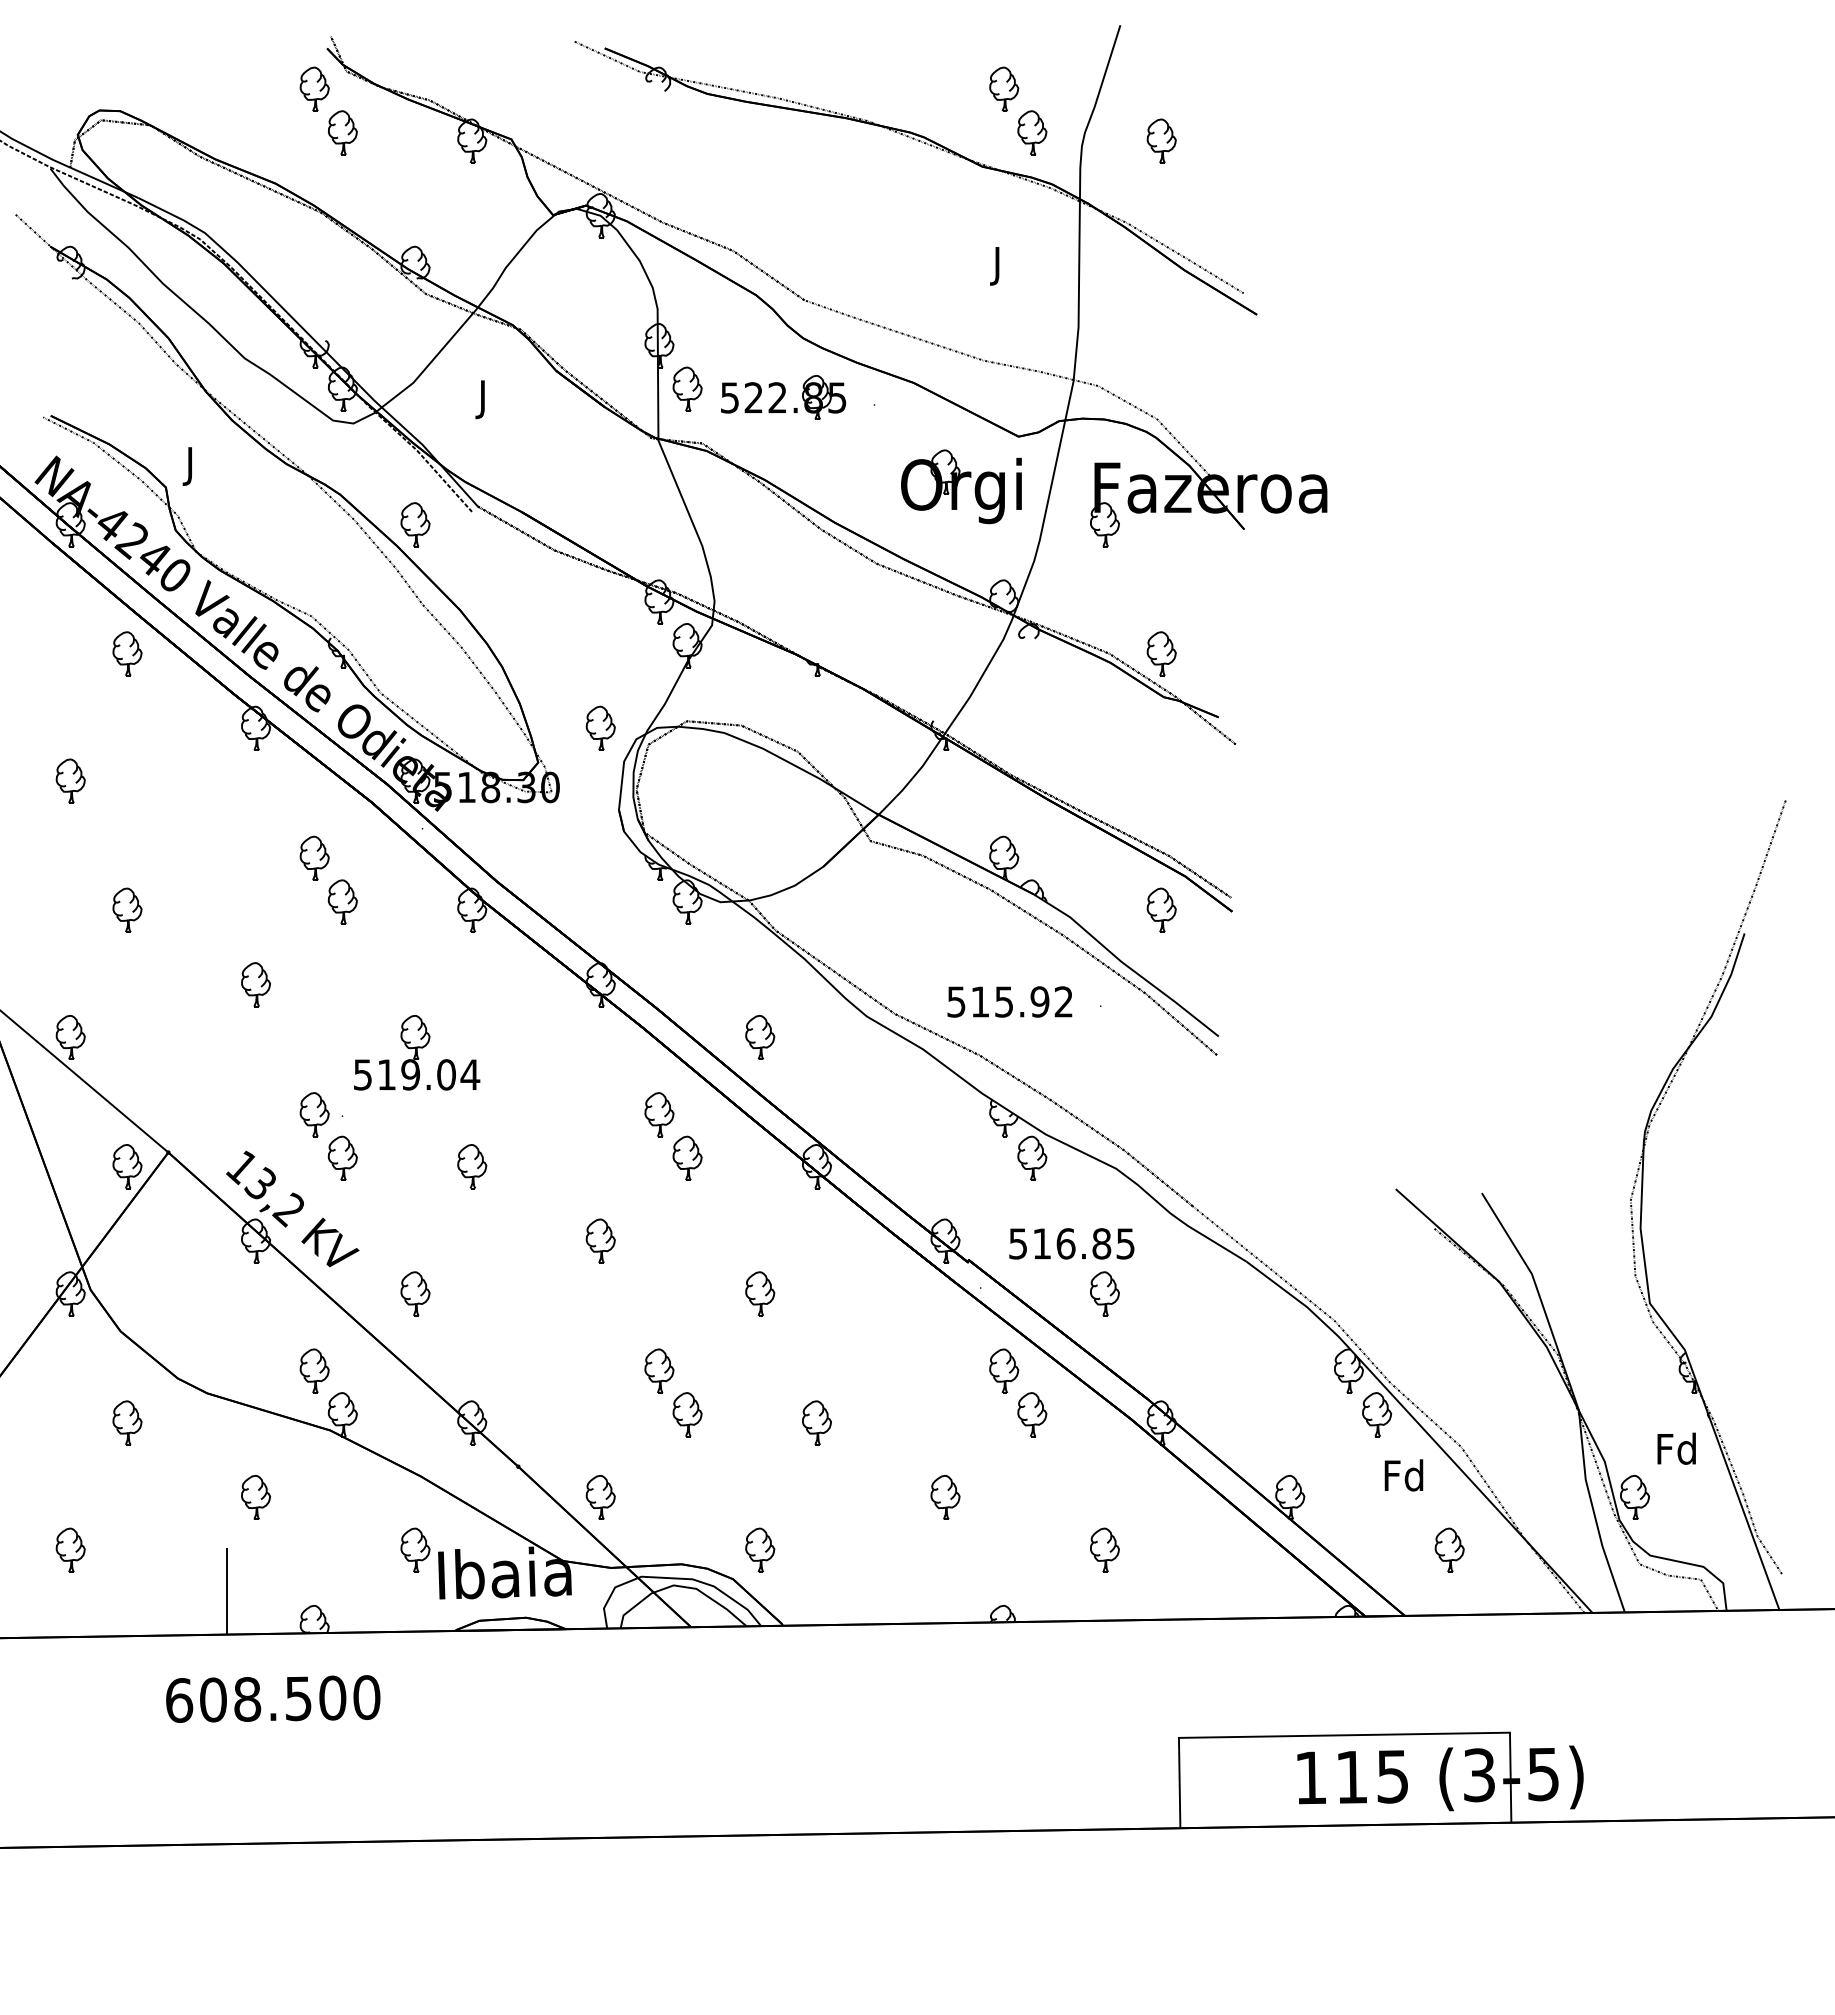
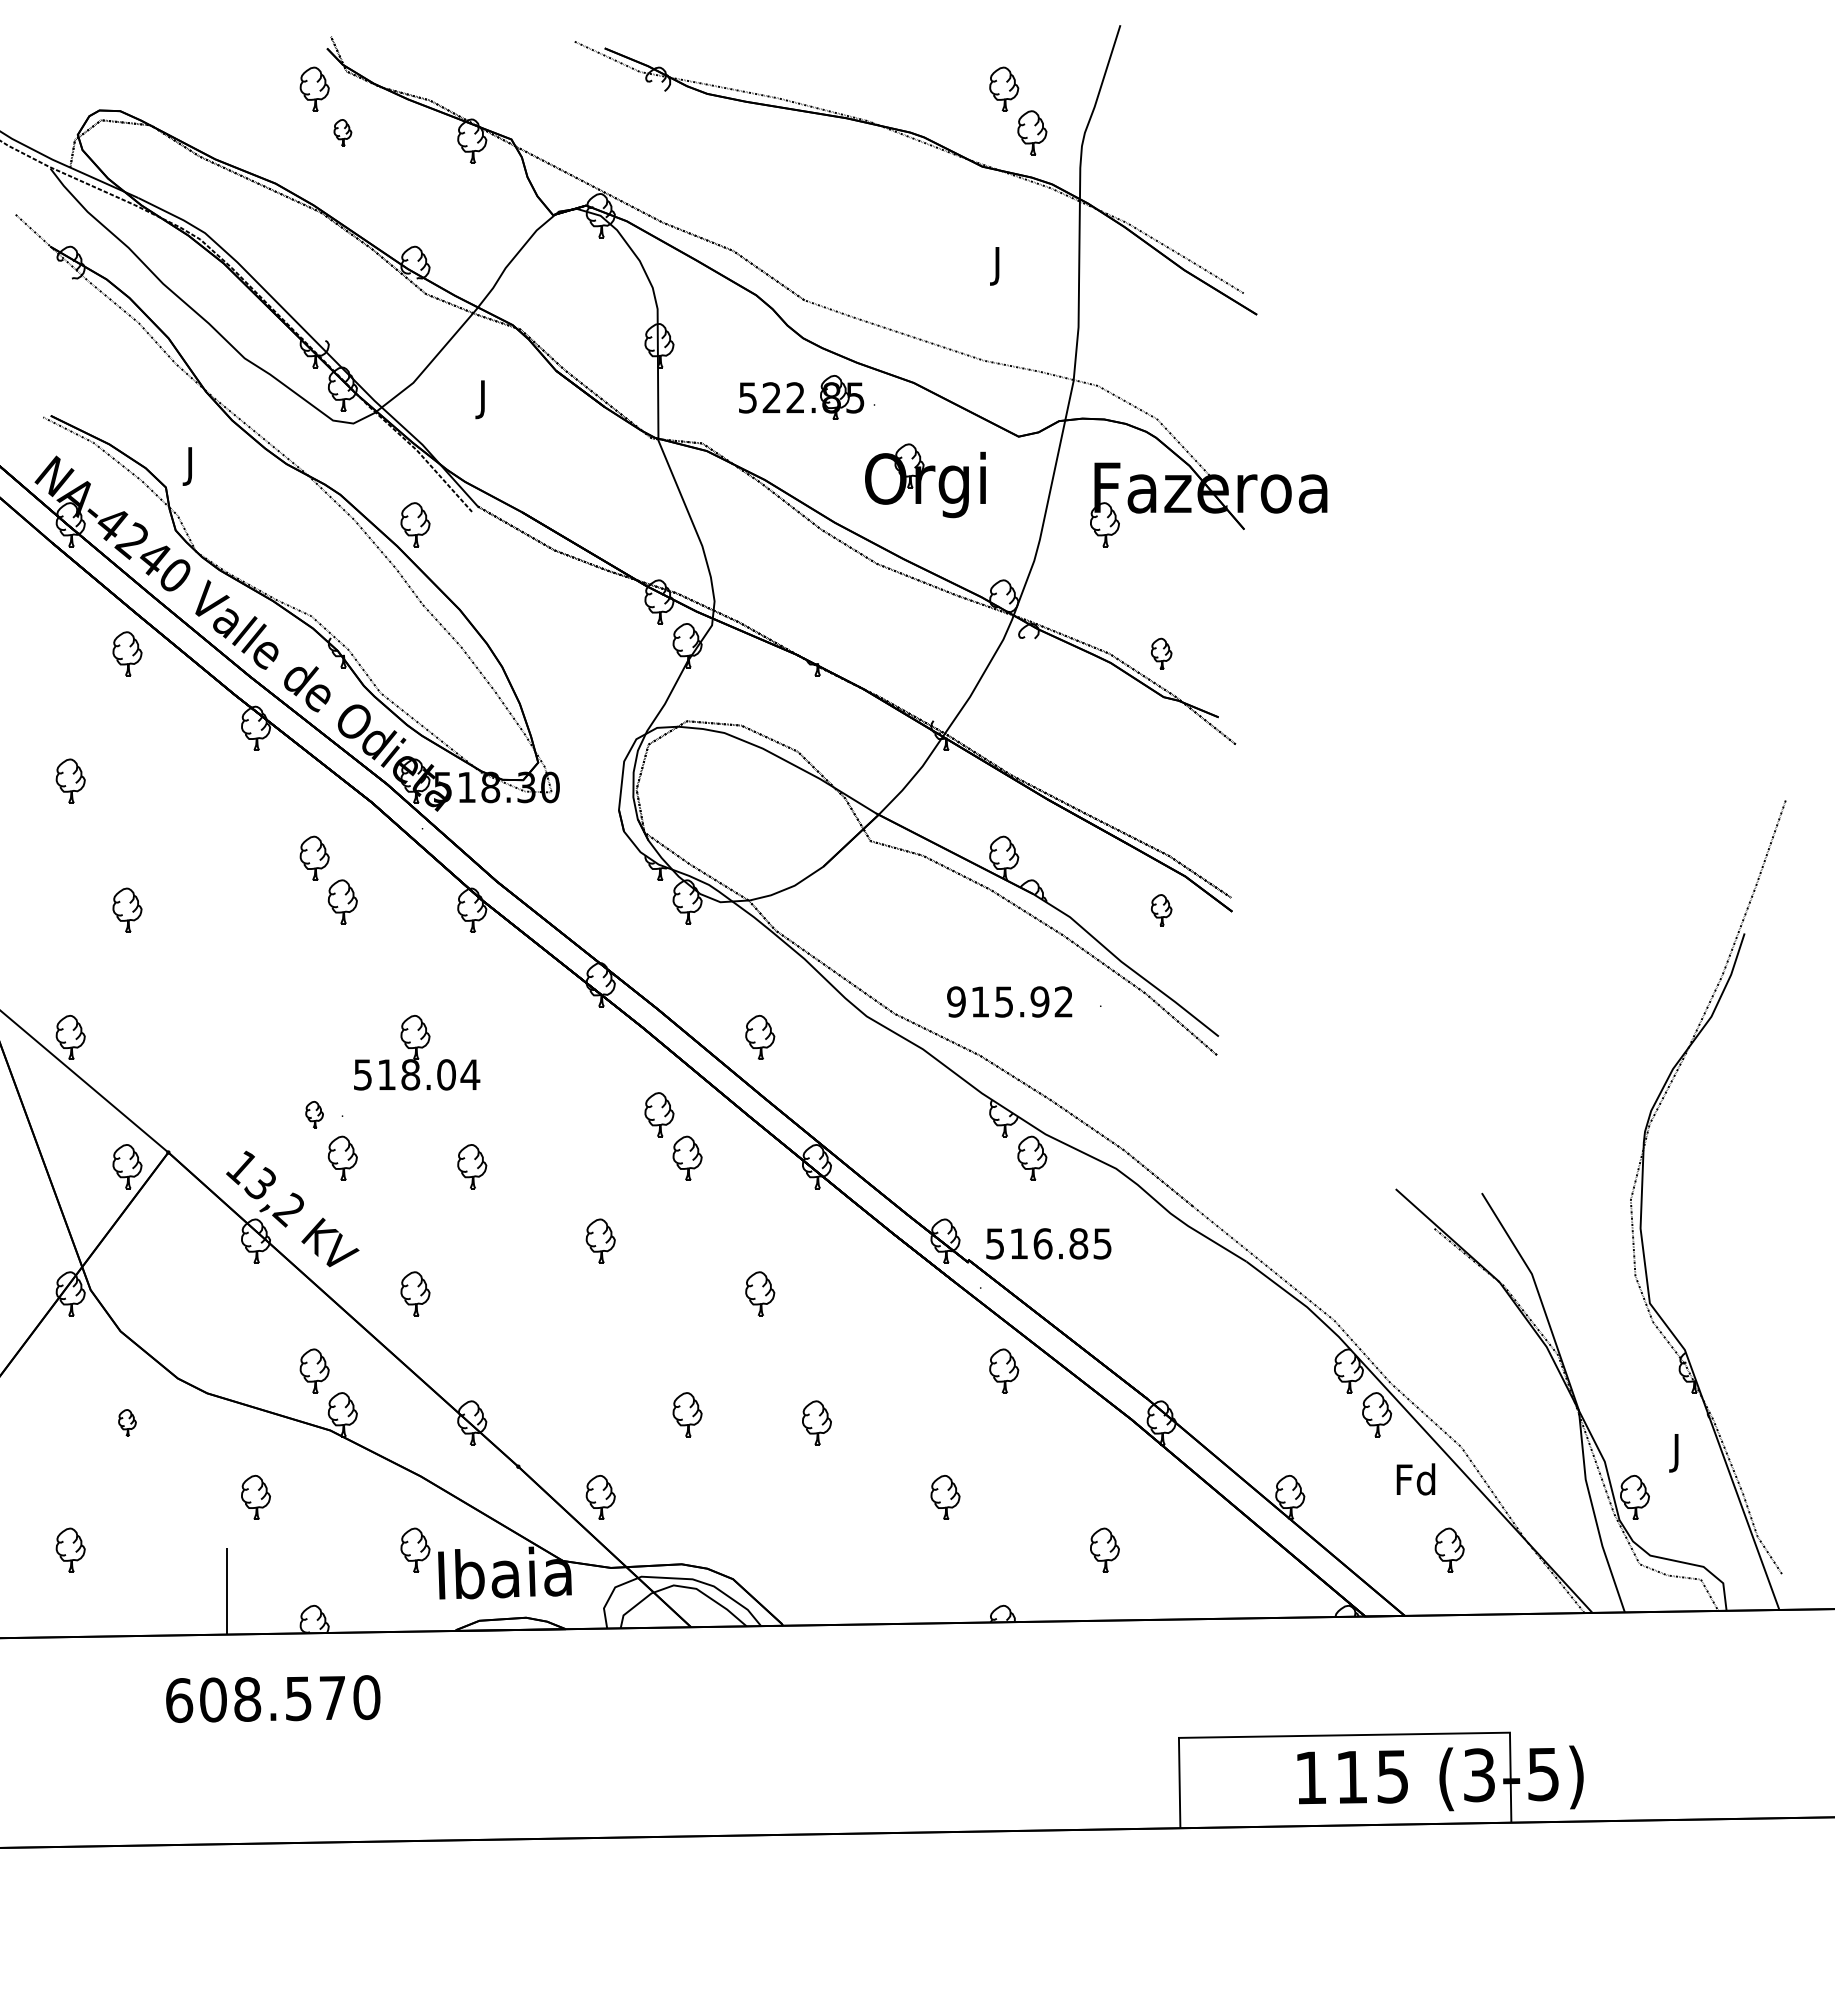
part size: 30x46 px -> 20x28 px (342, 132)
part: present -> none (1161, 140)
part: present -> none (687, 388)
part position: (783, 397) -> (801, 397) (801, 397)
part position: (961, 486) -> (925, 480) (925, 480)
part size: 31x46 px -> 22x33 px (1161, 653)
part: present -> none (600, 727)
part size: 31x46 px -> 22x33 px (1161, 910)
part: present -> none (255, 984)
text: 515.92 -> 915.92 (956, 1001)
text: 519.04 -> 518.04 (410, 1074)
part size: 31x46 px -> 19x28 px (314, 1114)
text position: (1071, 1243) -> (1048, 1243) (1048, 1243)
part: present -> none (1104, 1293)
part: present -> none (659, 1370)
part: present -> none (1032, 1414)
part size: 31x46 px -> 19x28 px (127, 1422)
text: Fd -> J (1676, 1452)
text position: (1403, 1475) -> (1415, 1479) (1415, 1479)
part: present -> none (760, 1549)
text: 608.500 -> 608.570 (332, 1697)
